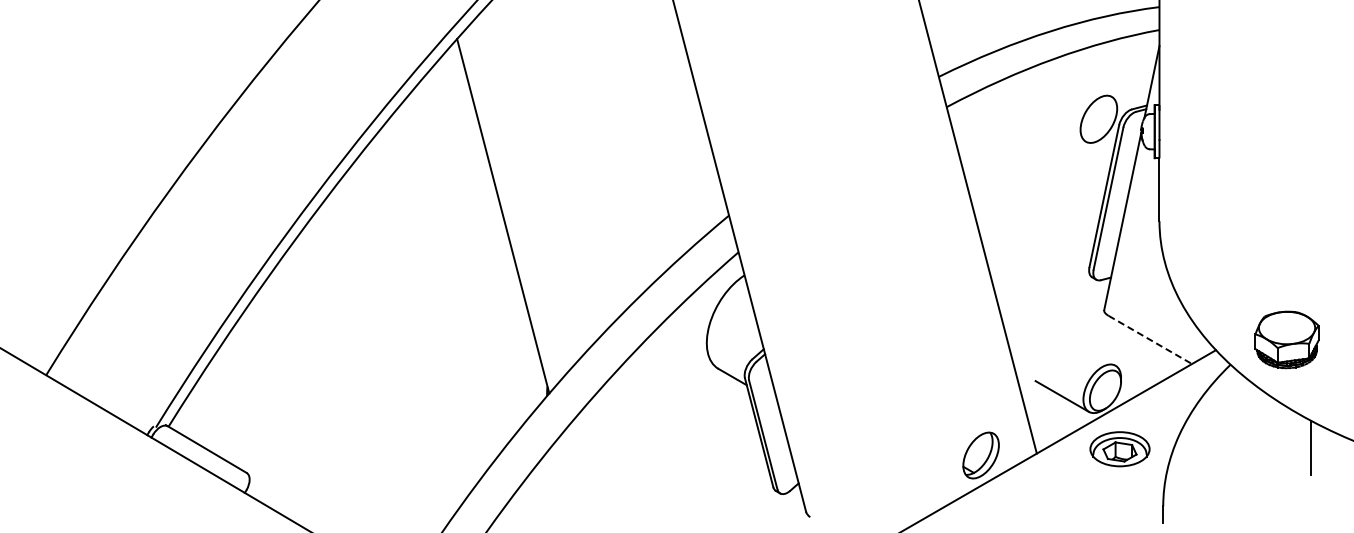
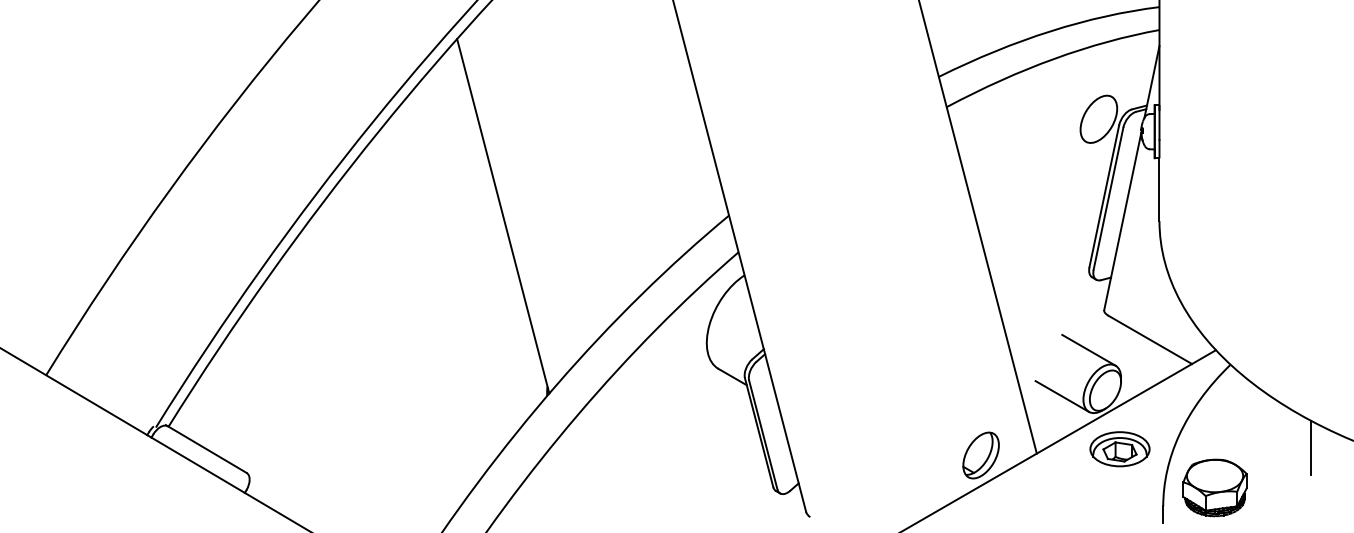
part position: (1286, 339) -> (1214, 487) (1214, 487)
line: dashed -> solid (1150, 340)
line: none -> present (1088, 349)
